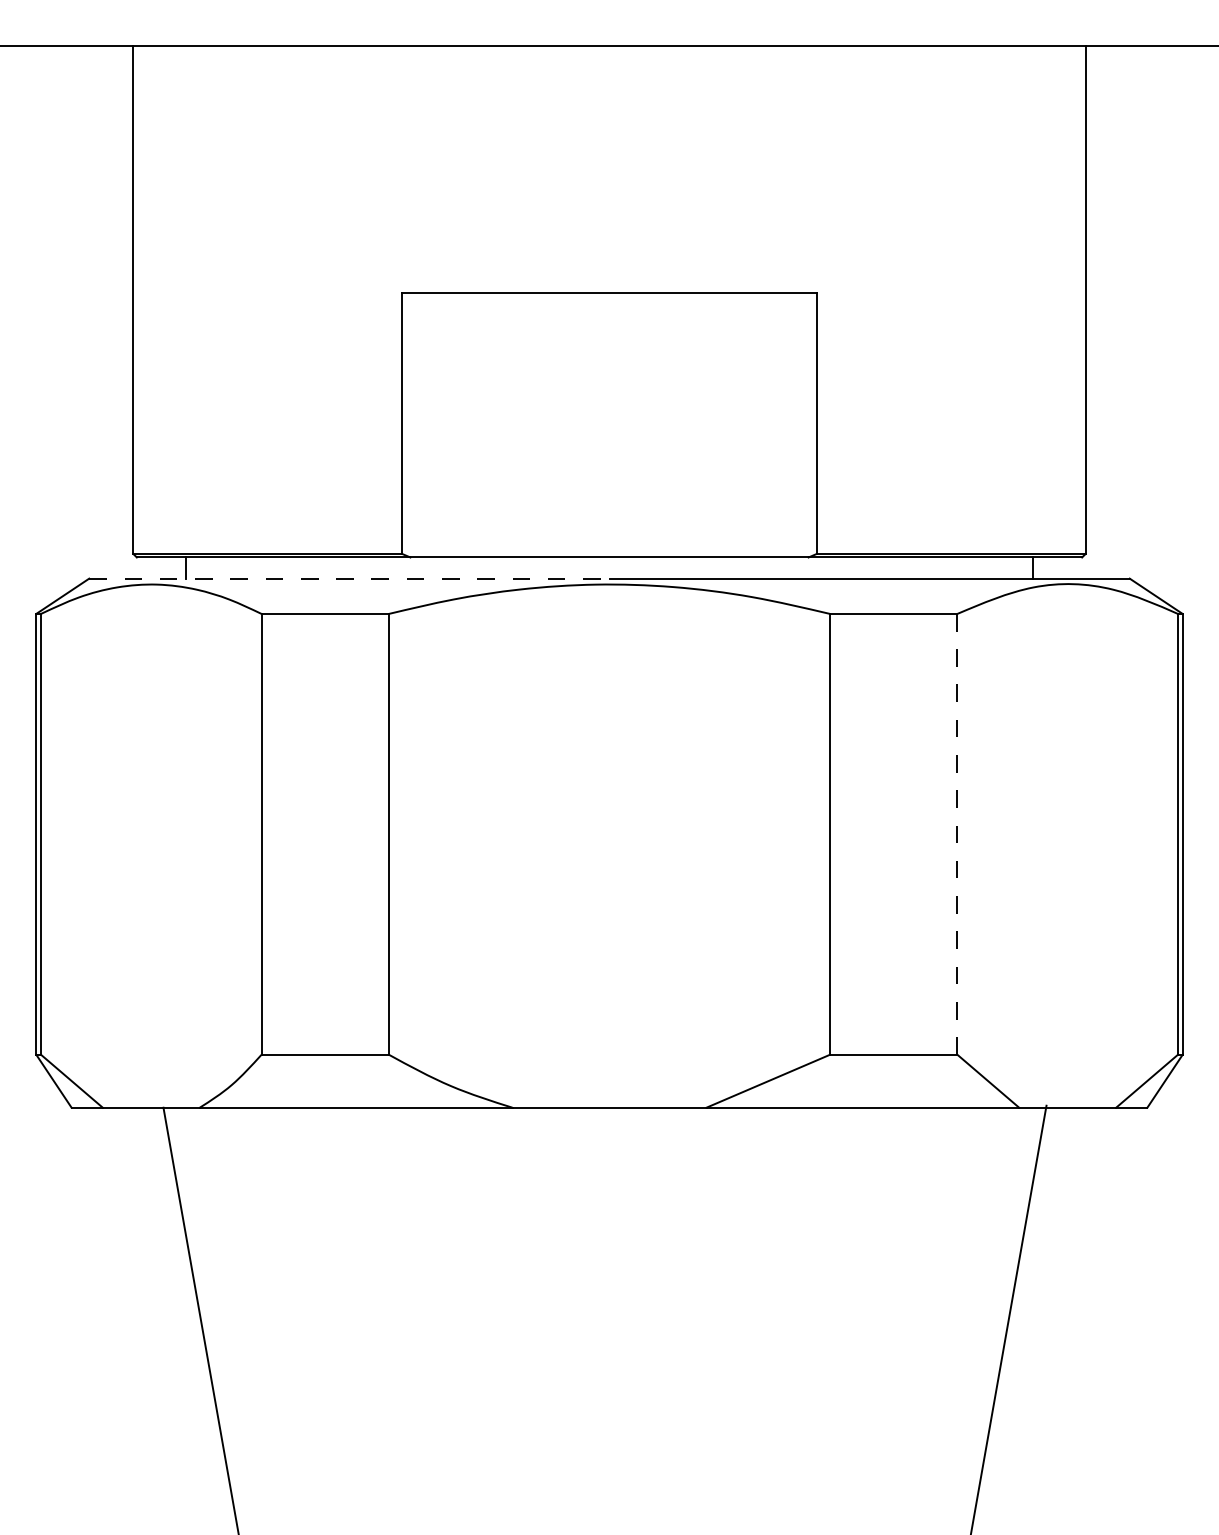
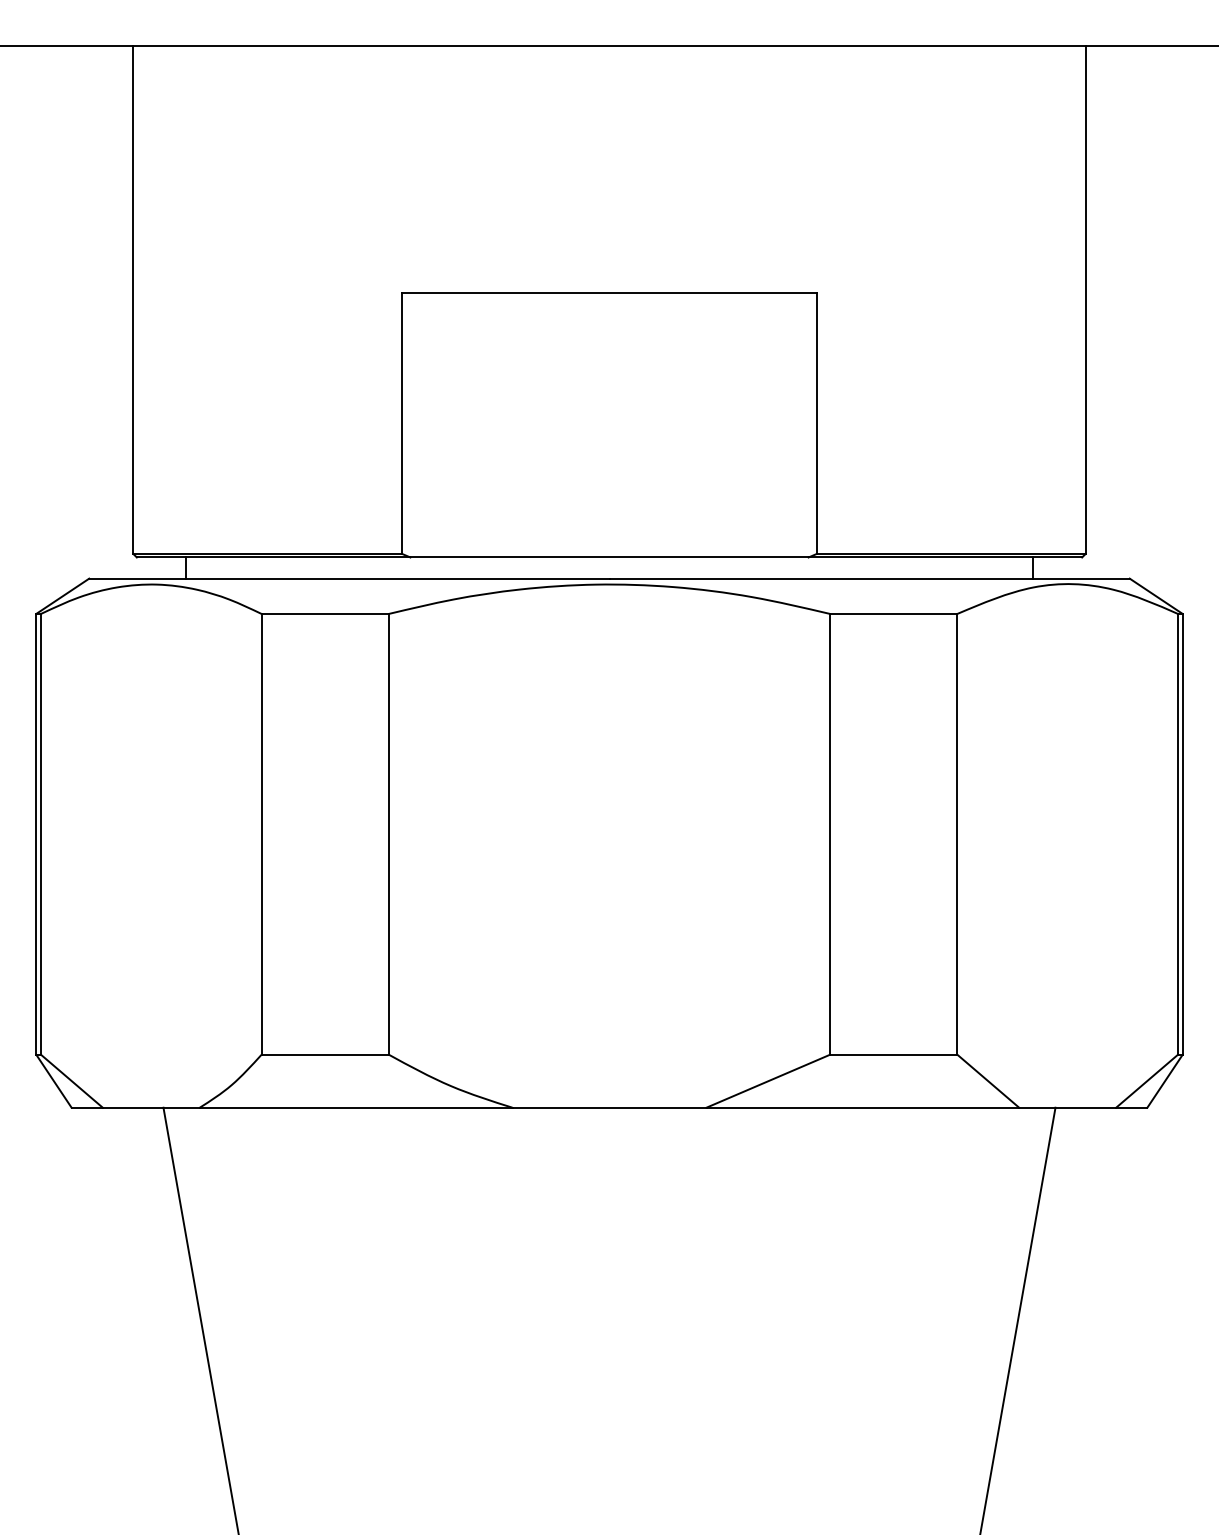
line: dashed -> solid (349, 578)
line: dashed -> solid (957, 834)
line position: (1008, 1318) -> (1017, 1319) (1017, 1319)
